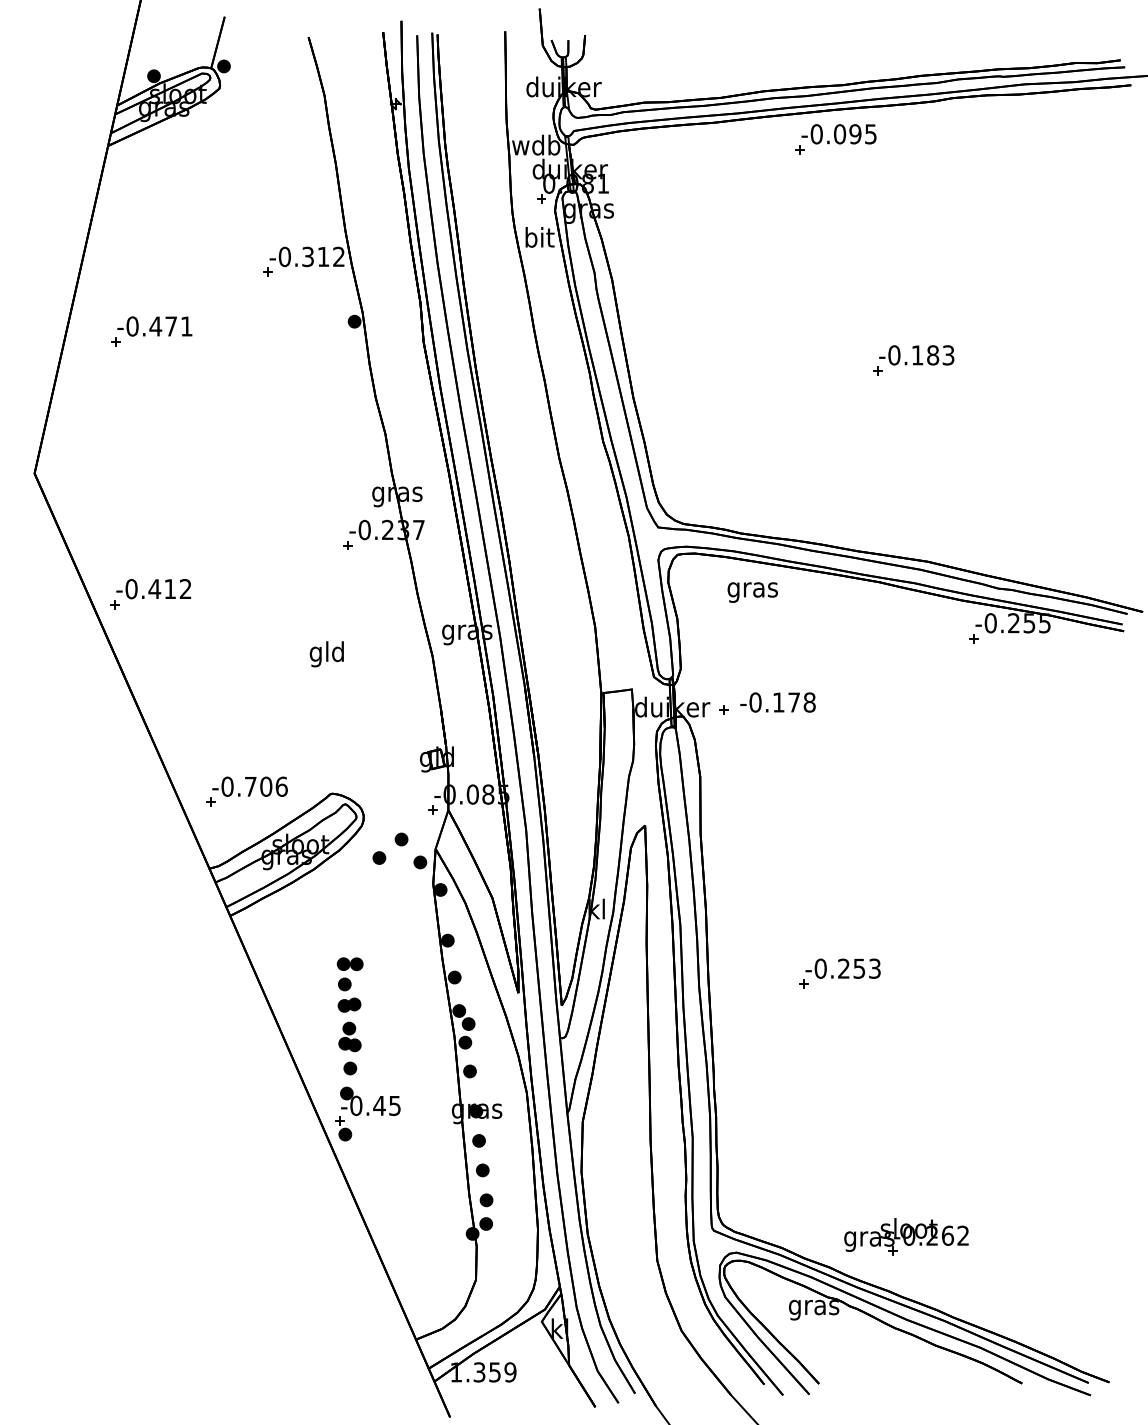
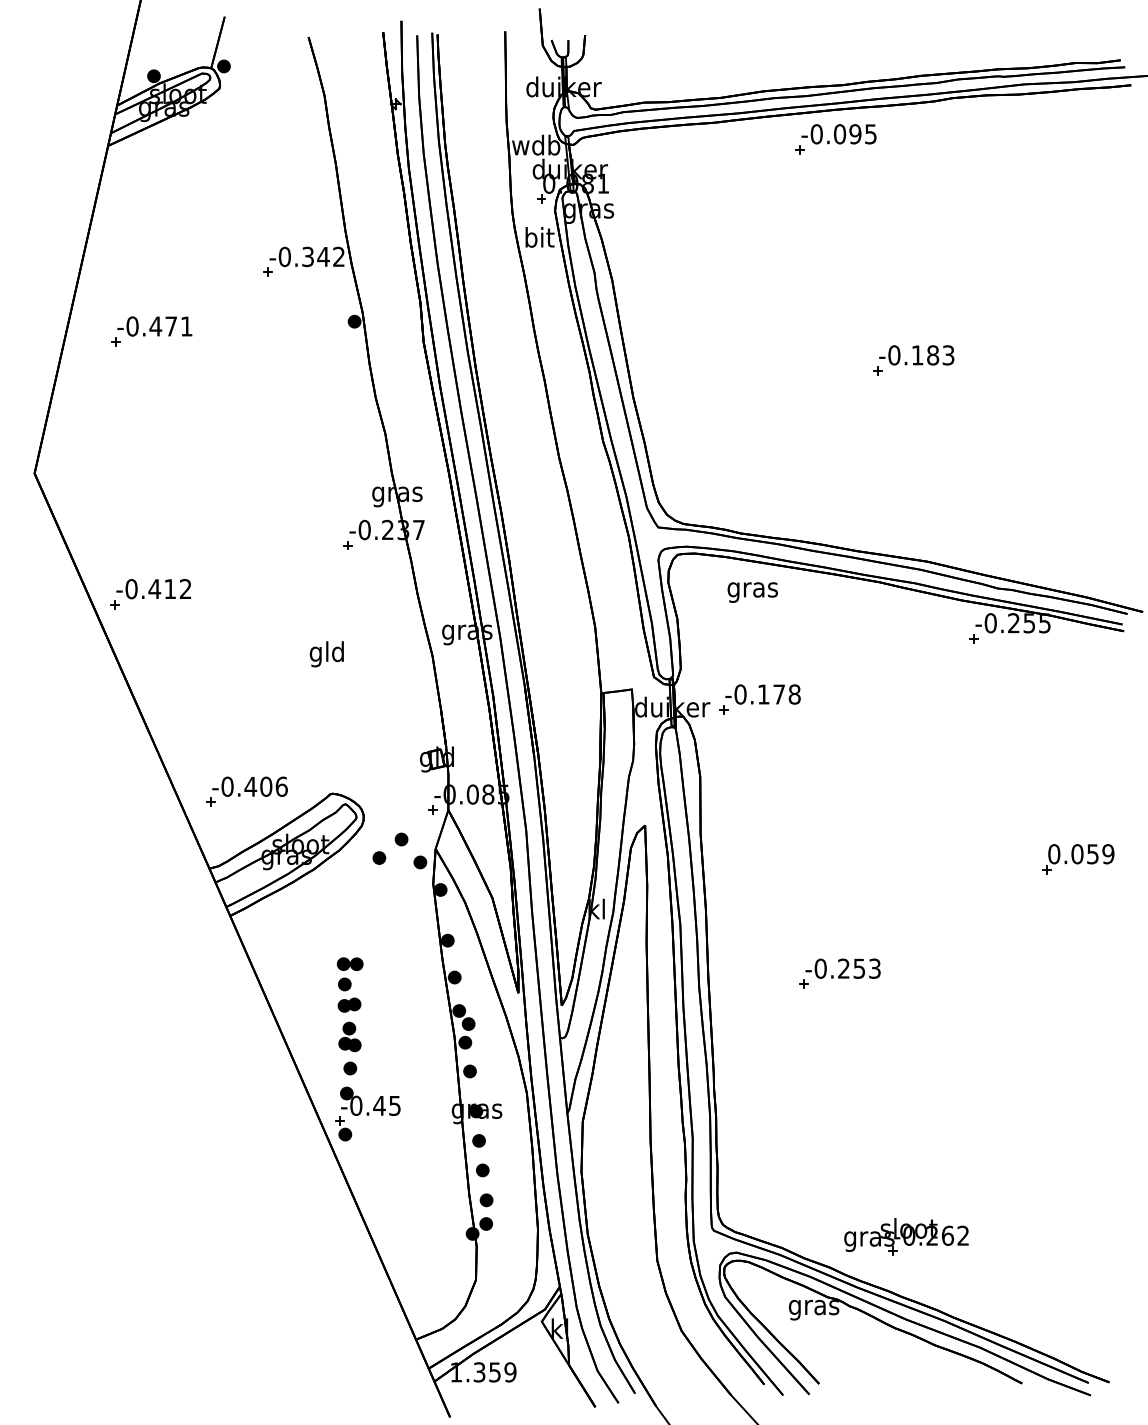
text: -0.312 -> -0.342 (323, 256)
text position: (777, 702) -> (762, 694) (762, 694)
text: -0.706 -> -0.406 (250, 786)
part: none -> present (1078, 859)
